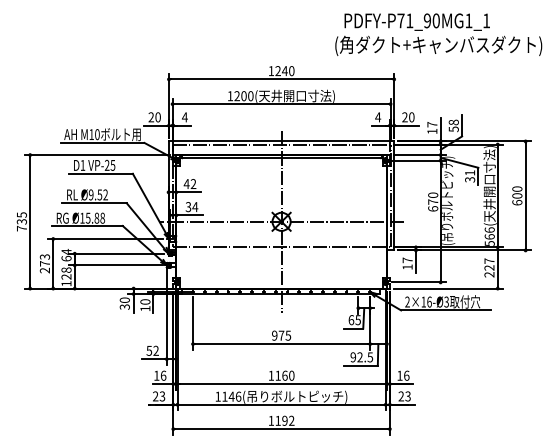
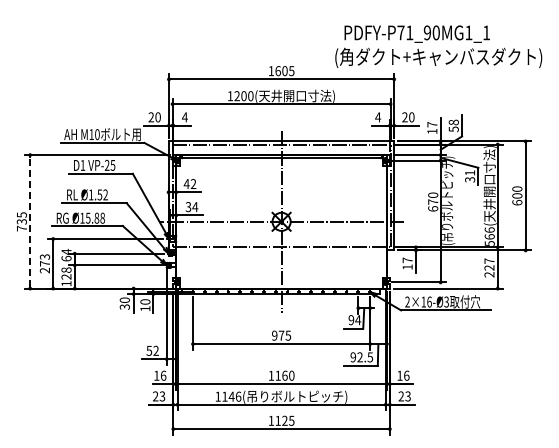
text position: (438, 34) -> (438, 46) (438, 46)
text: 1240 -> 1605 (284, 71)
text: Ø9.52 -> Ø1.52 (90, 194)
line: solid -> dashed (30, 221)
text: 65 -> 94 (354, 320)
text: 1192 -> 1125 (288, 420)
